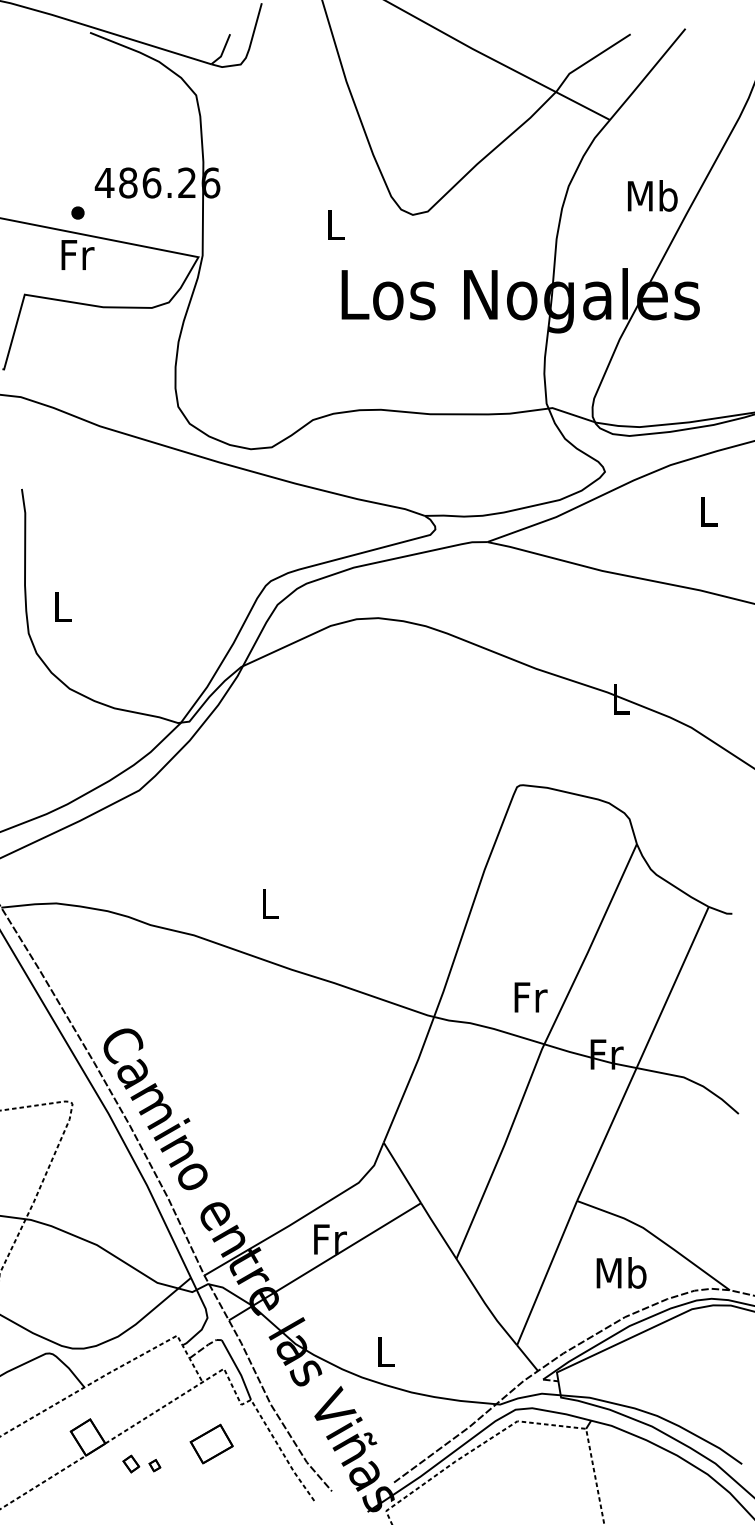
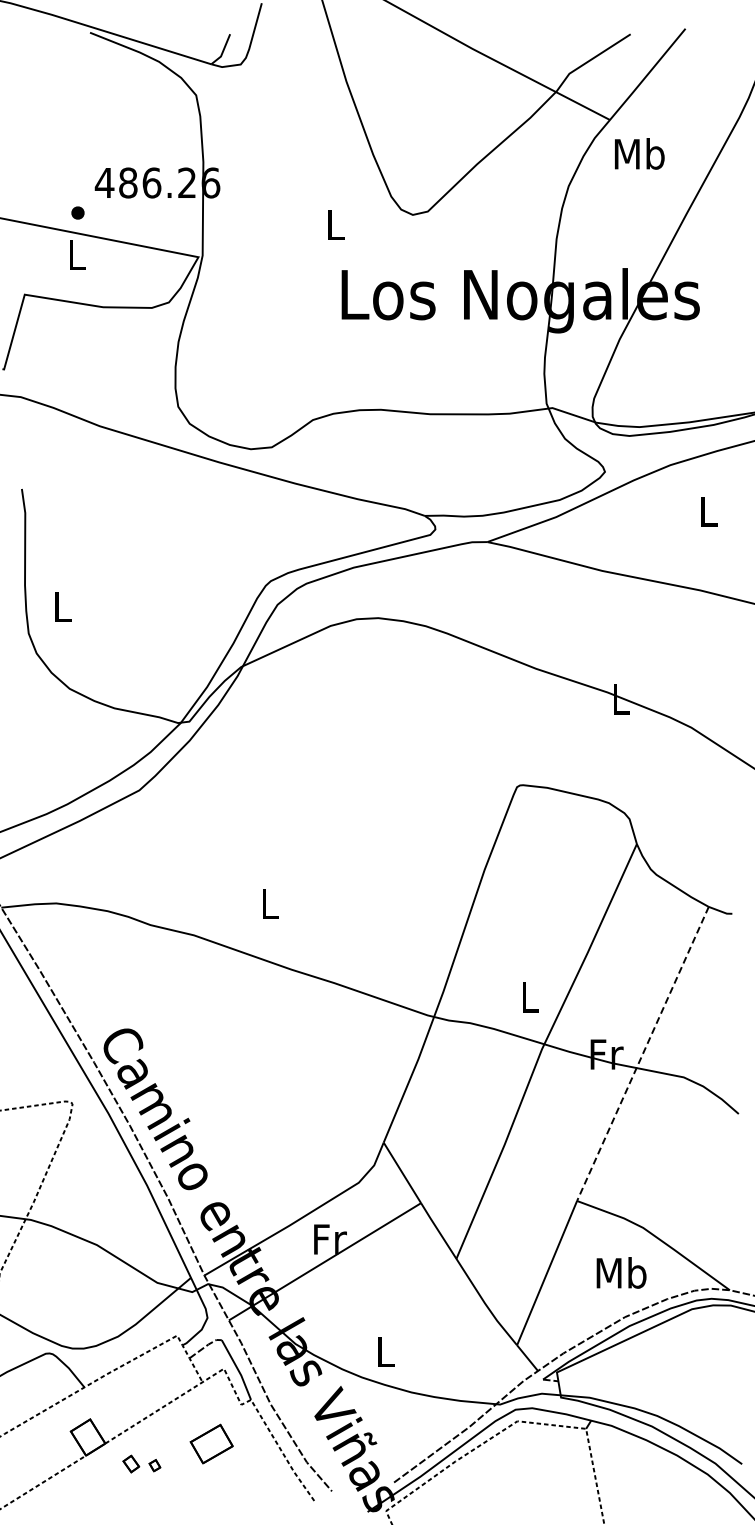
text position: (652, 195) -> (639, 153) (639, 153)
text: Fr -> L (77, 255)
text: Fr -> L (530, 997)
line: solid -> dashed (642, 1054)
